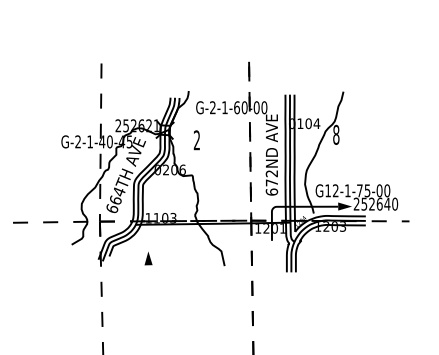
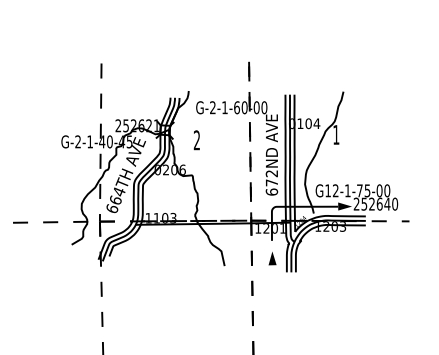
text: 8 -> 1 (336, 134)
part position: (148, 258) -> (272, 258) (272, 258)
